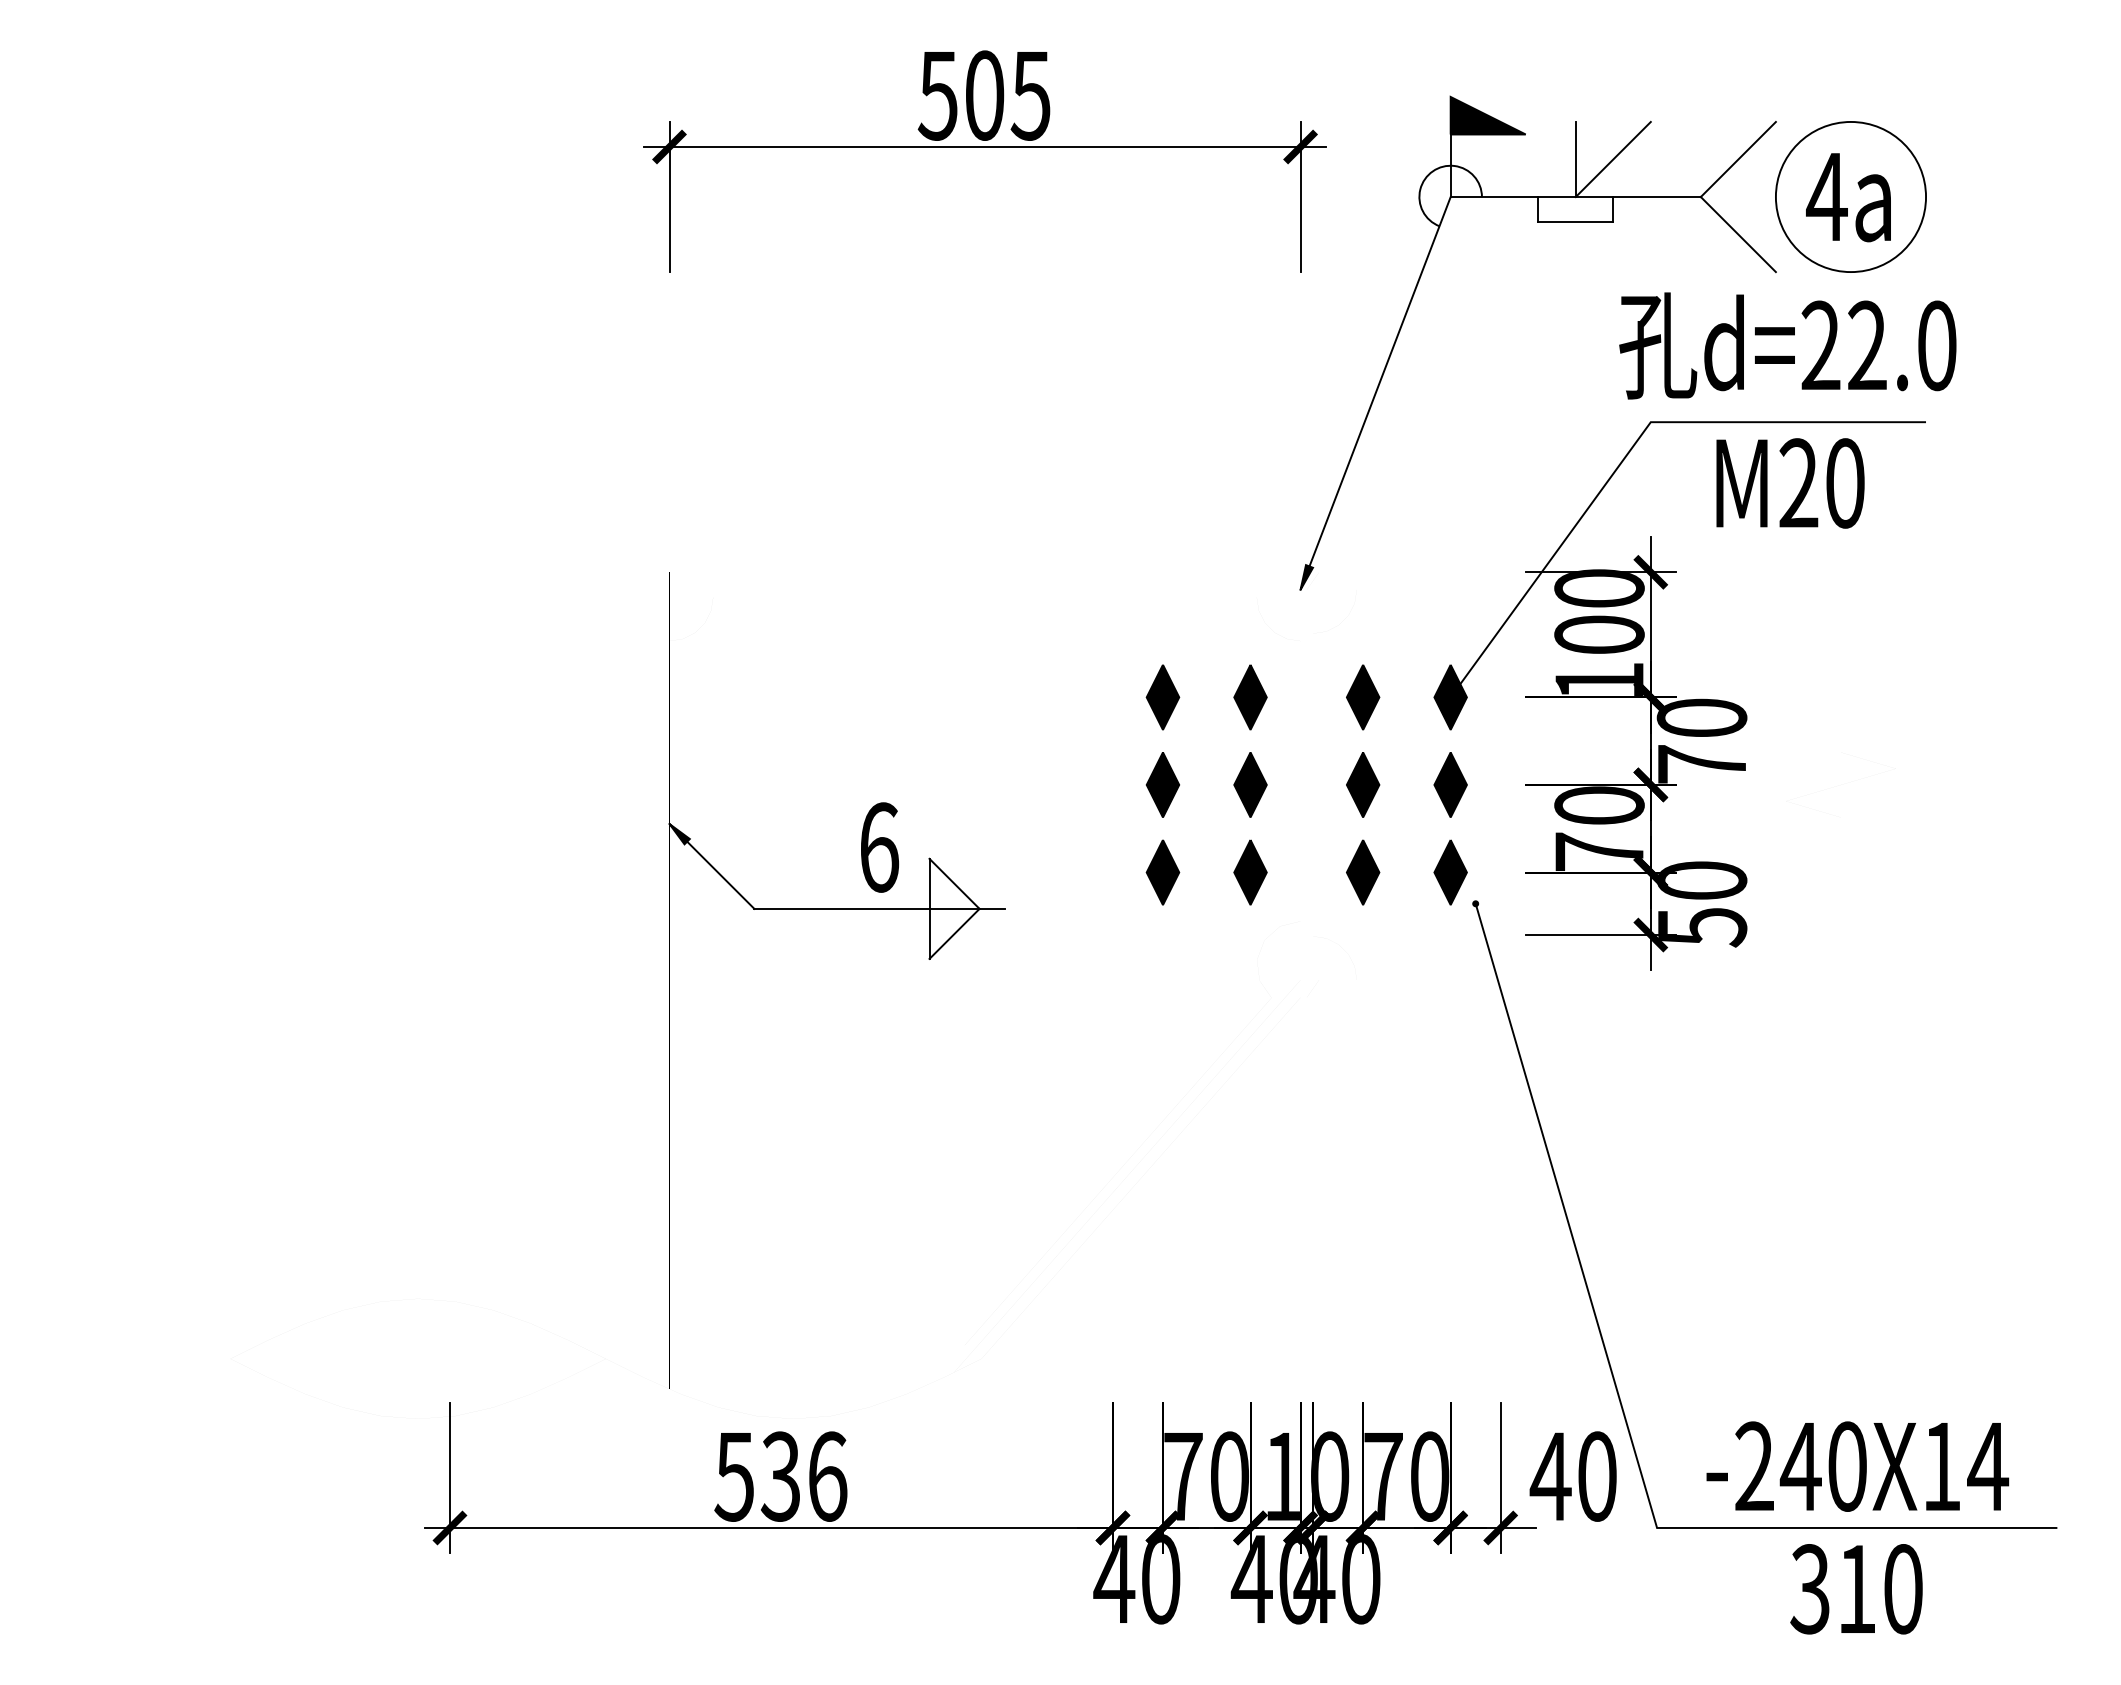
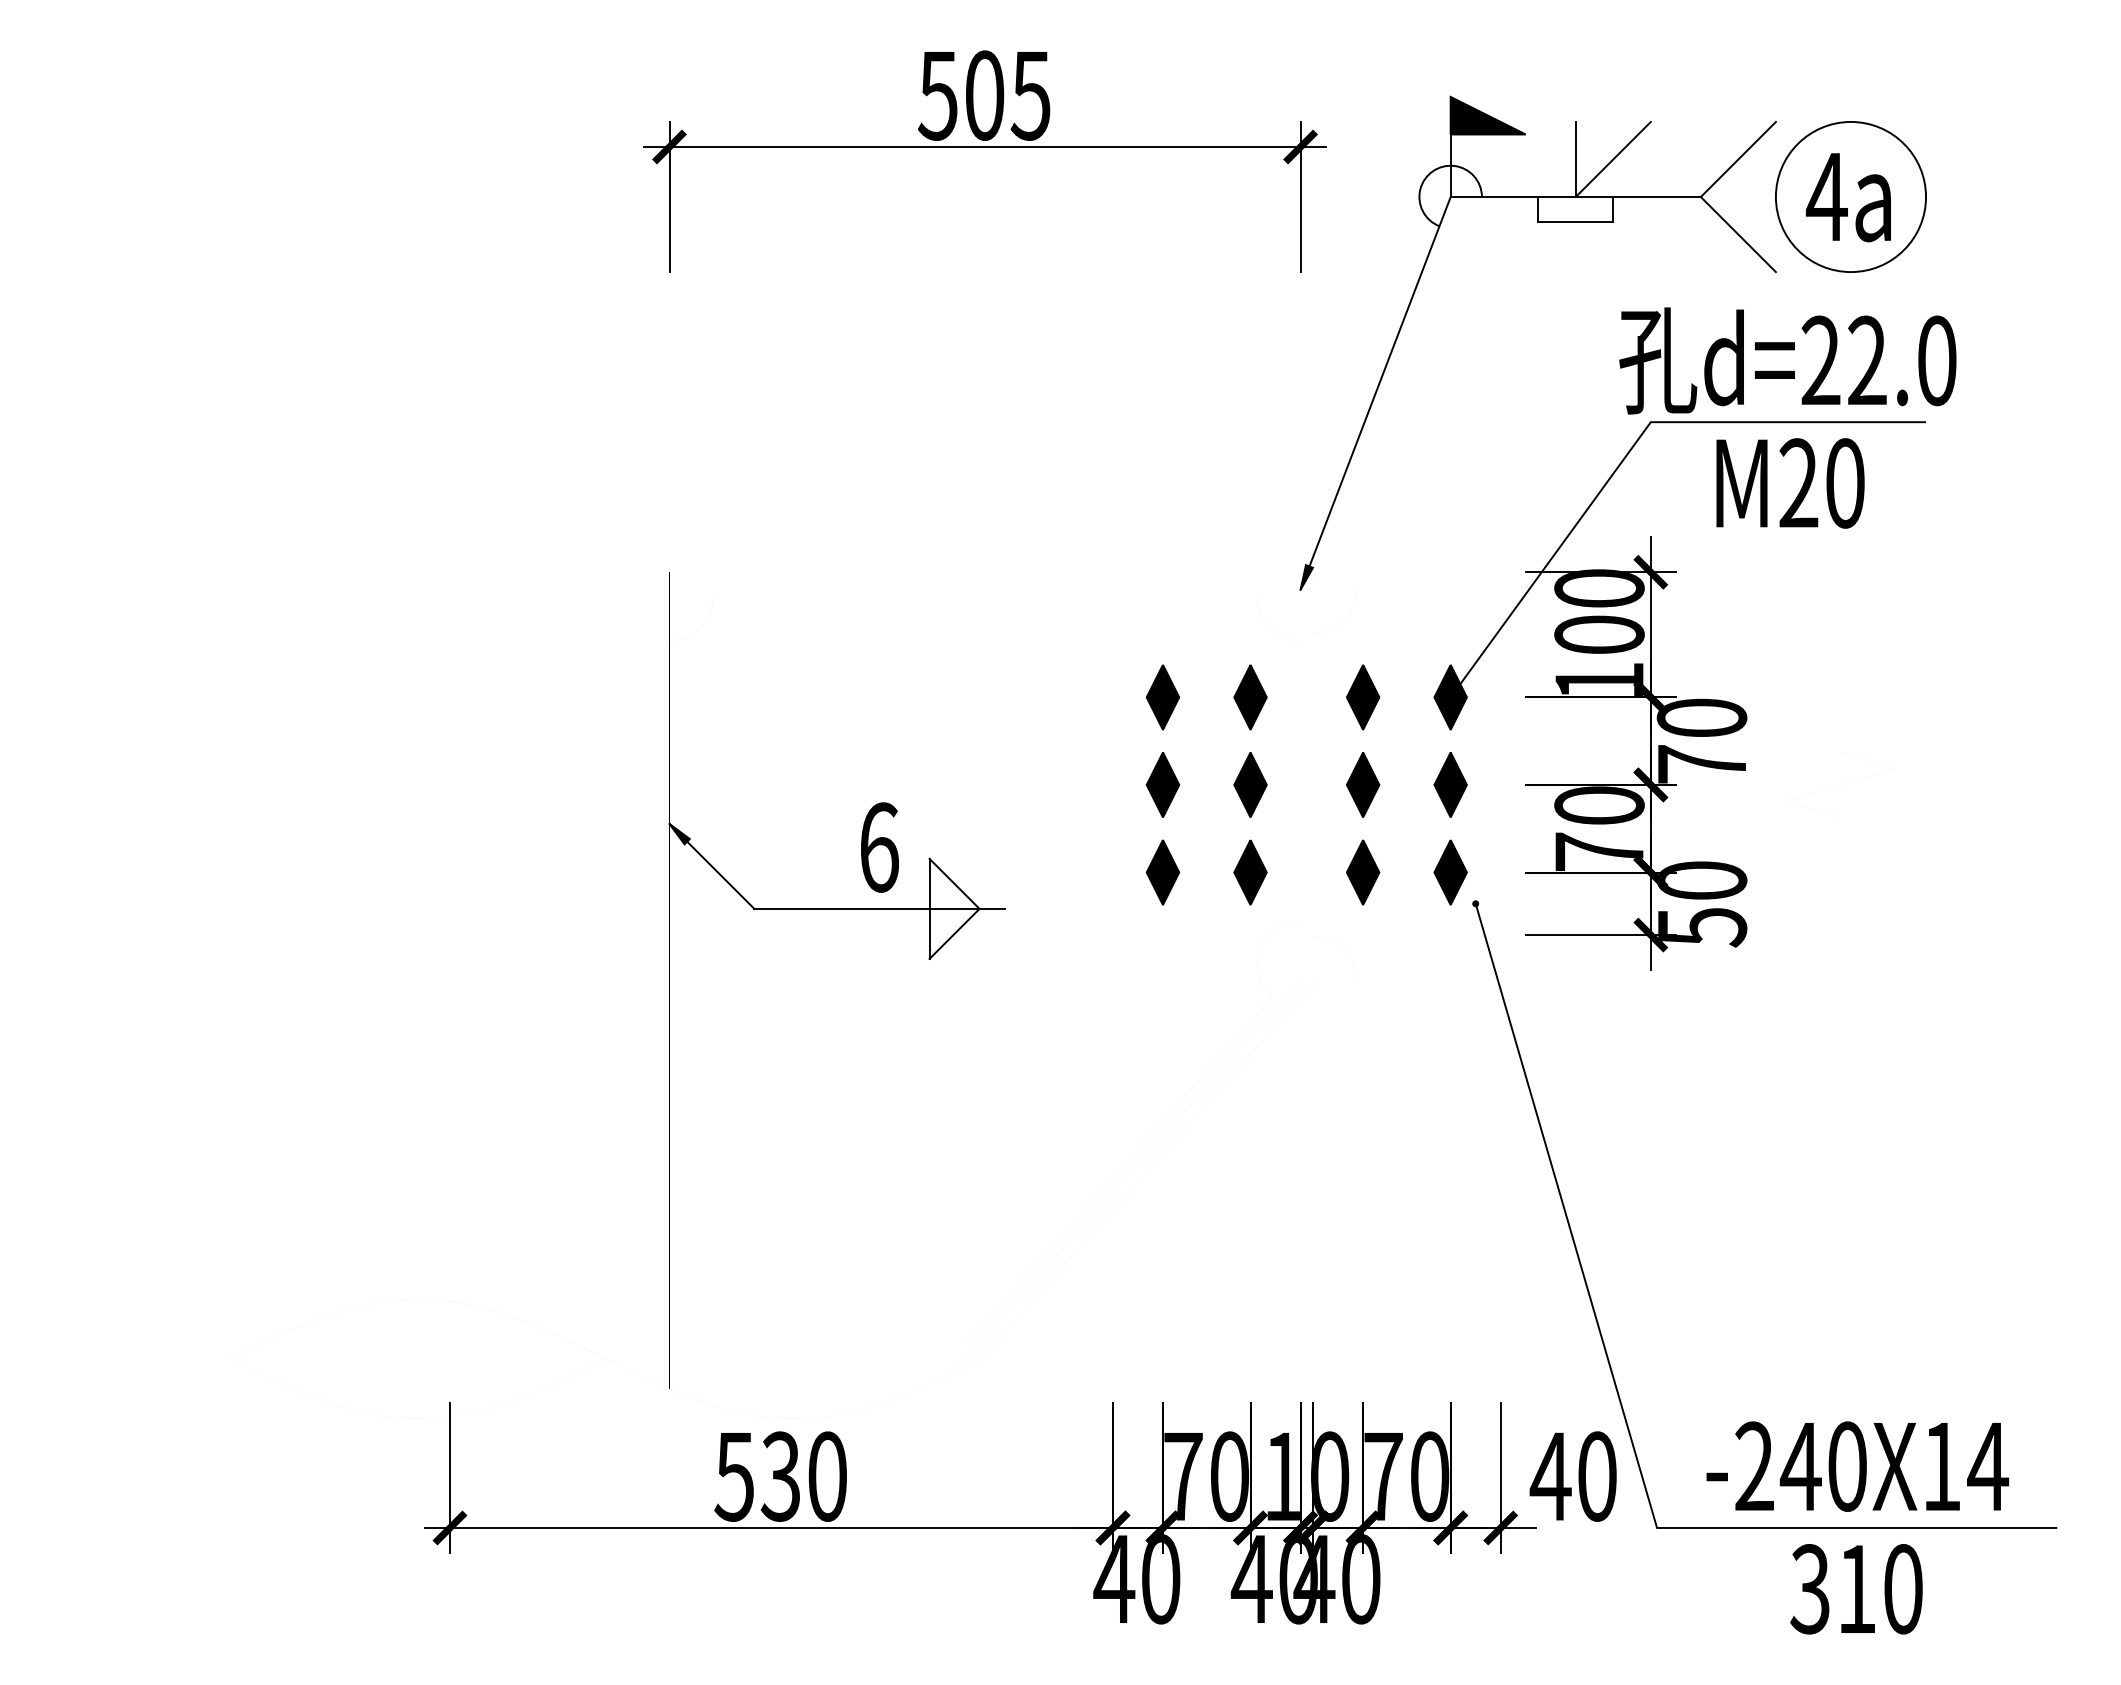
text position: (1787, 345) -> (1787, 360) (1787, 360)
text: 536 -> 530 (827, 1476)
